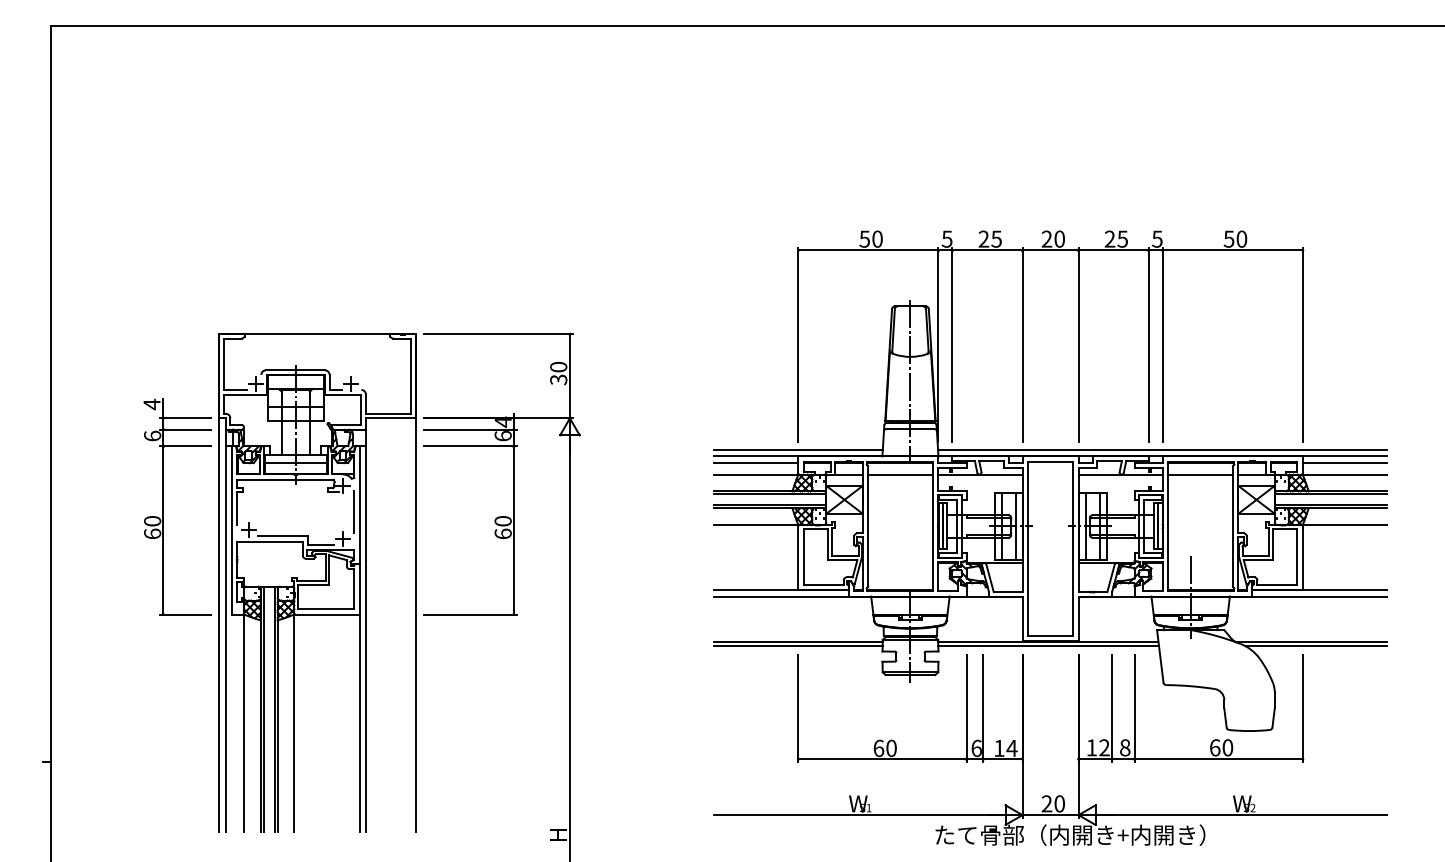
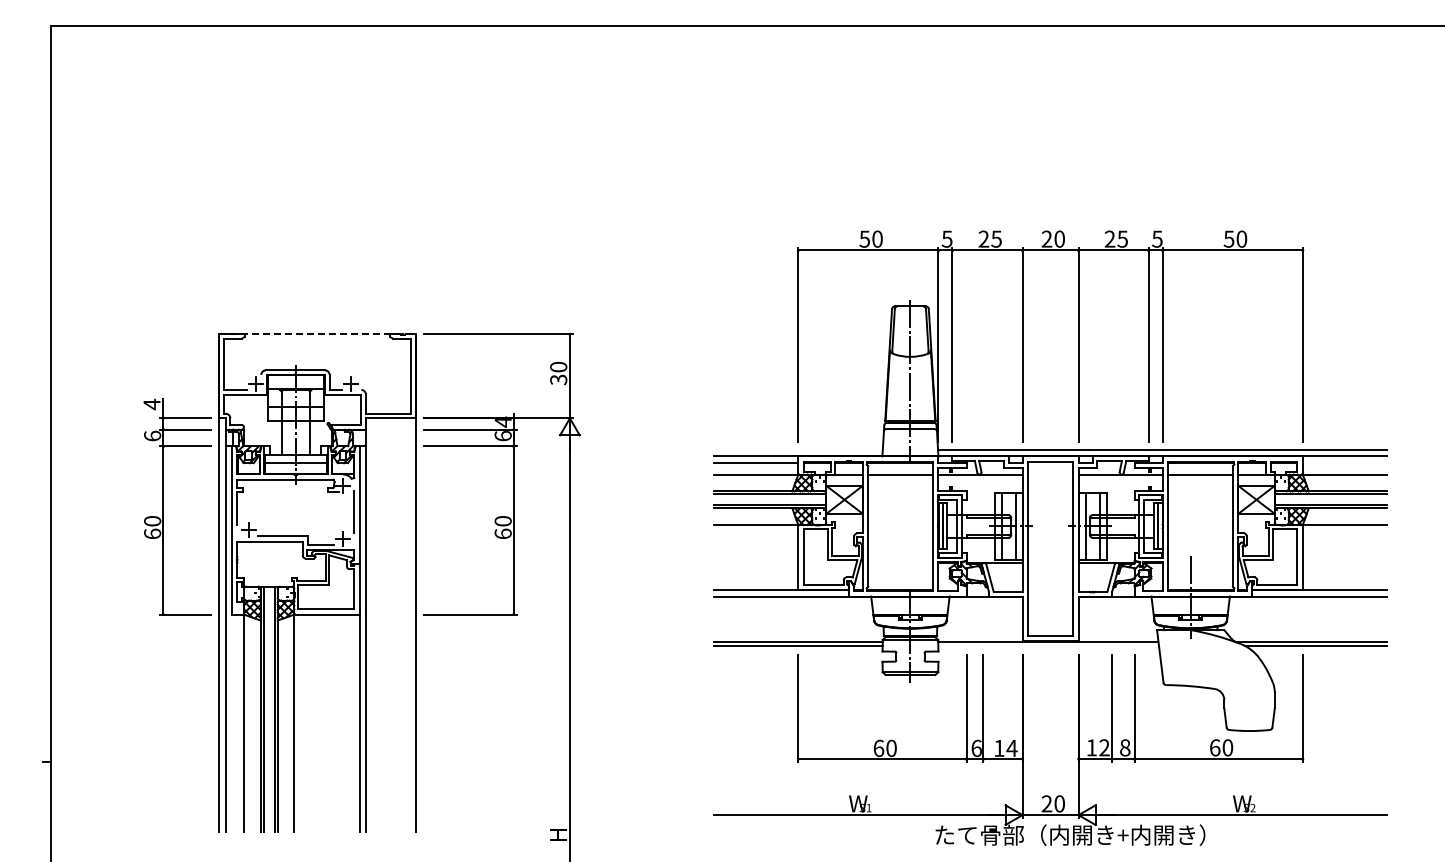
line: solid -> dashed (317, 334)
line: present -> none (798, 449)
line: present -> none (1344, 462)
line: present -> none (1048, 646)
